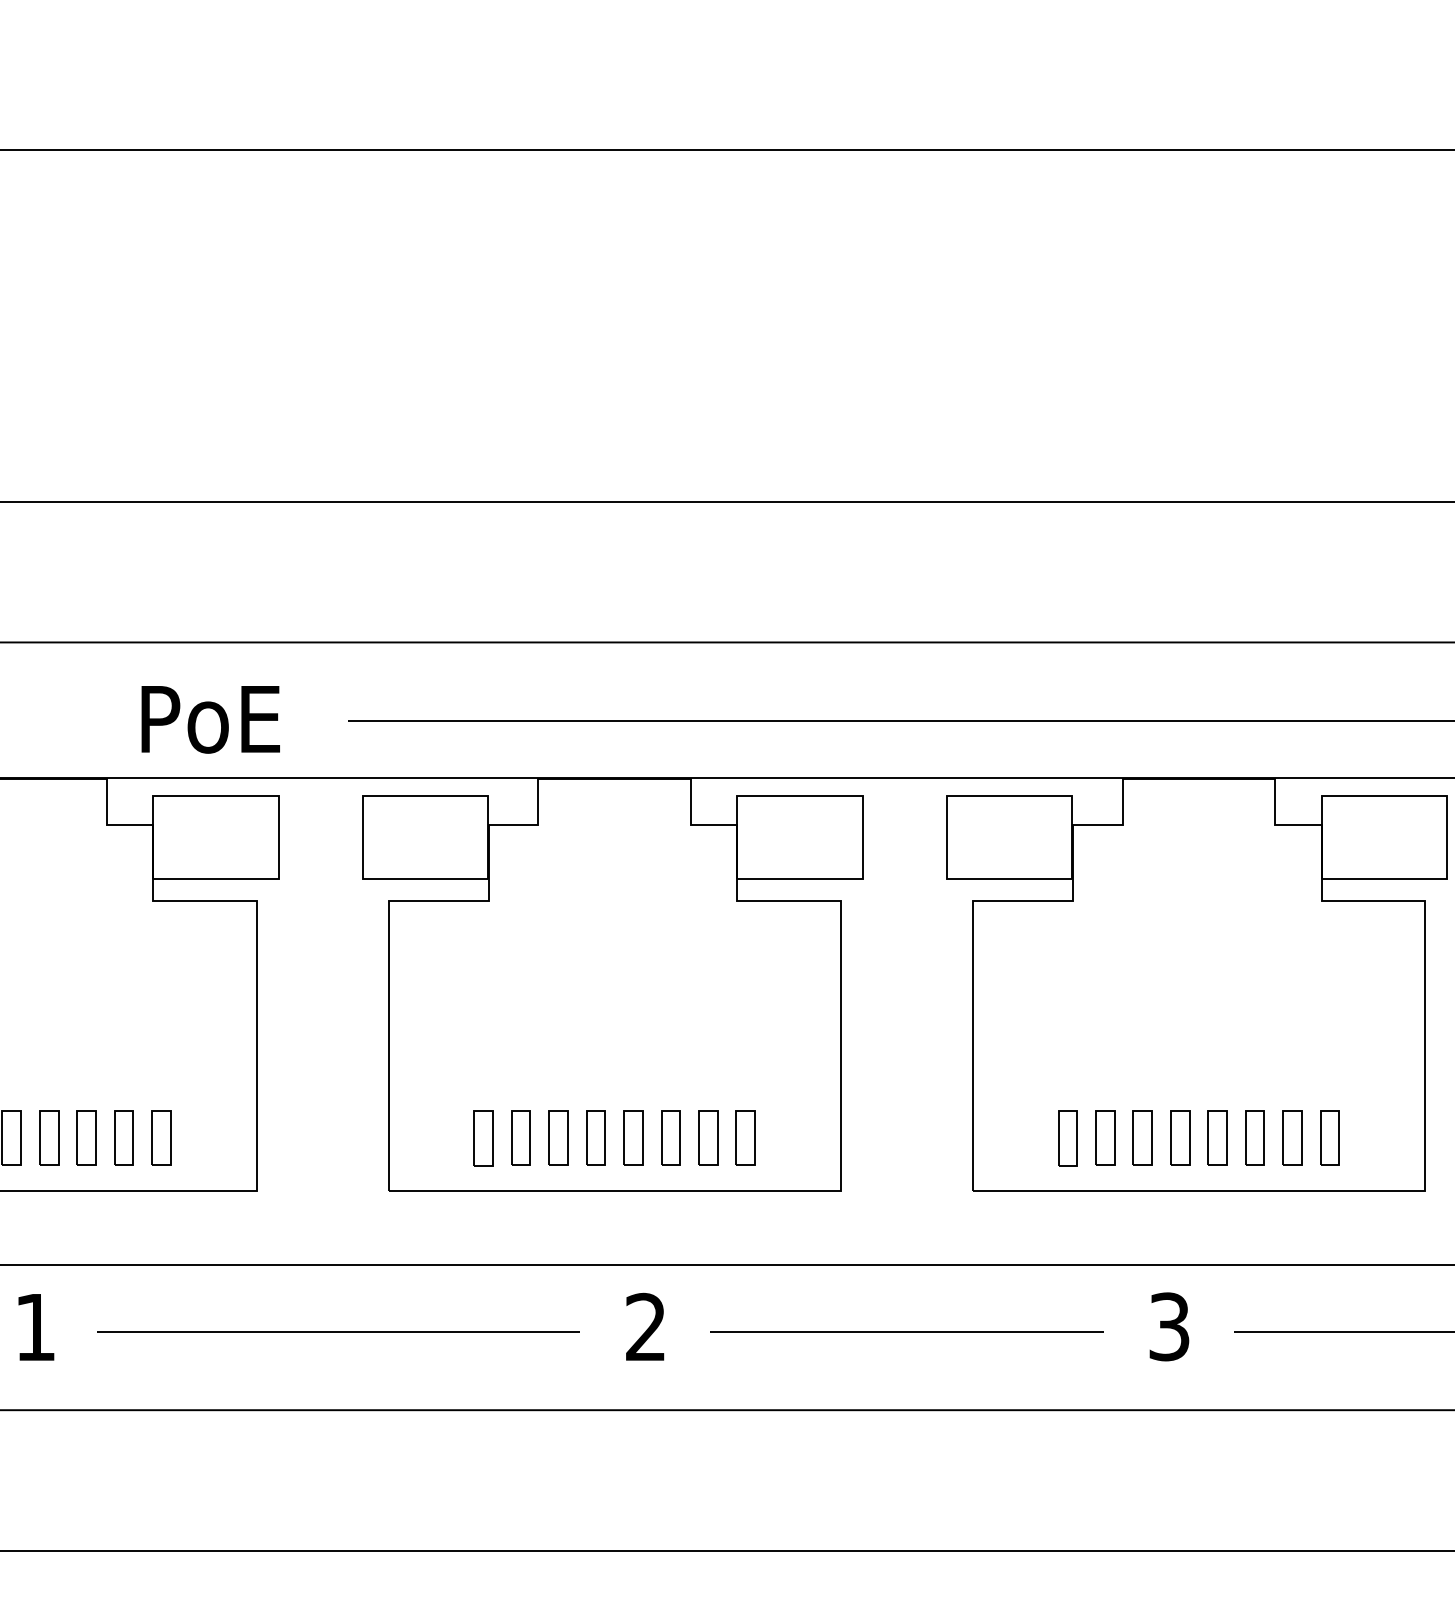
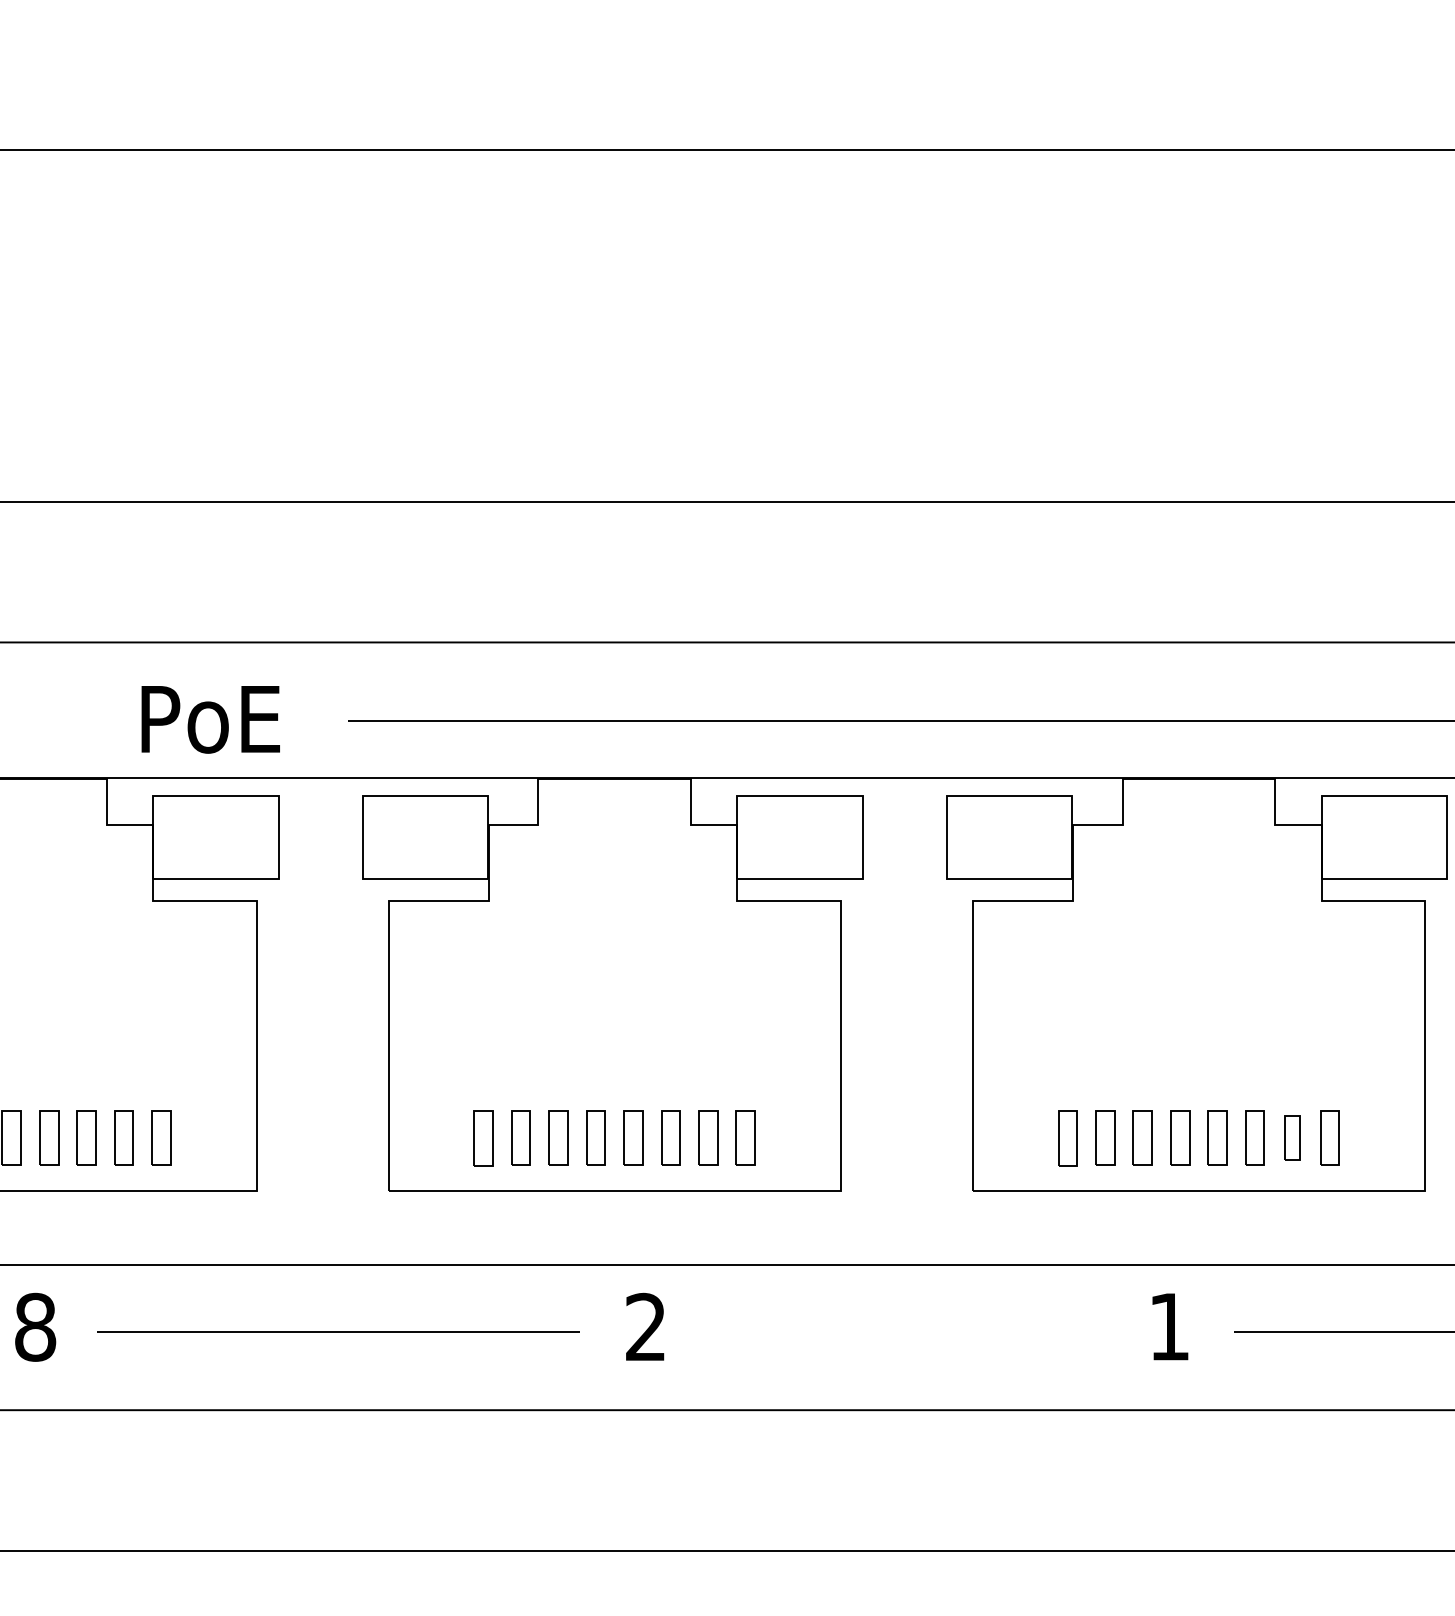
part size: 21x56 px -> 17x46 px (1292, 1137)
text: 1 -> 8 (35, 1326)
text: 3 -> 1 (1169, 1326)
line: present -> none (906, 1331)
